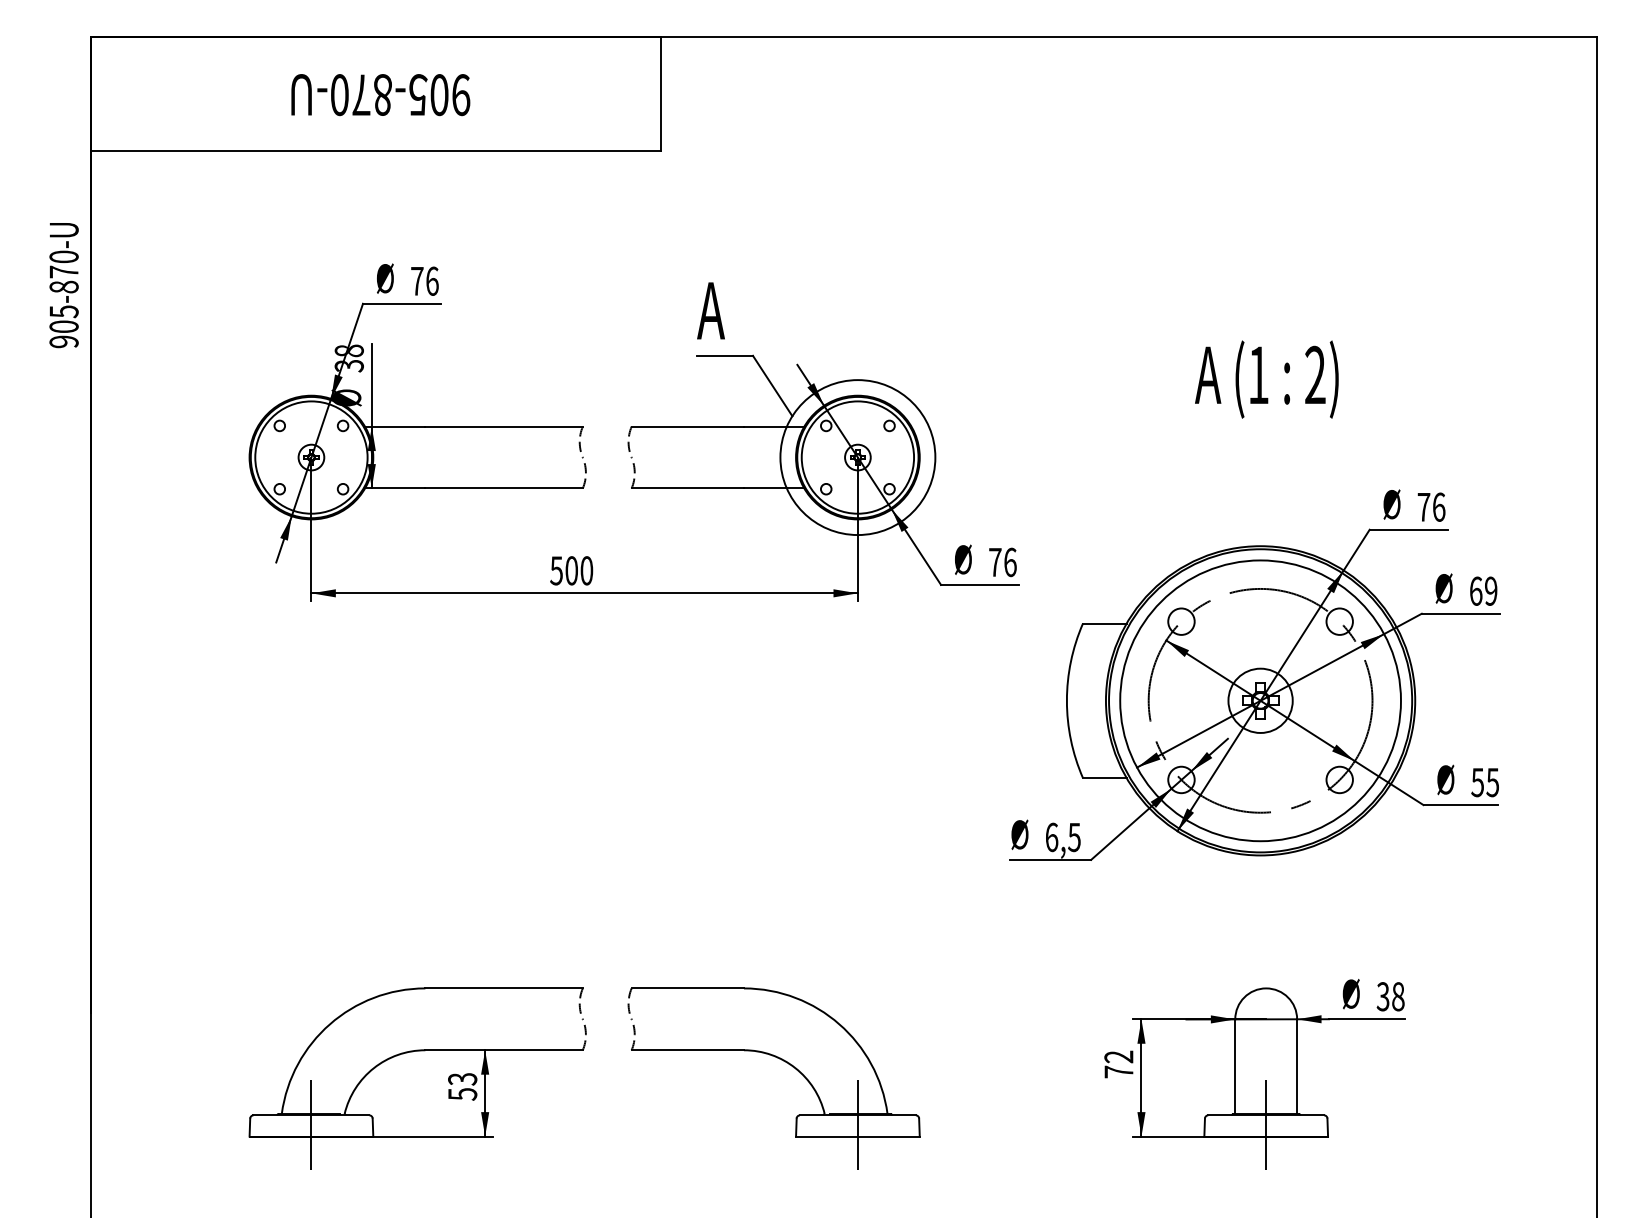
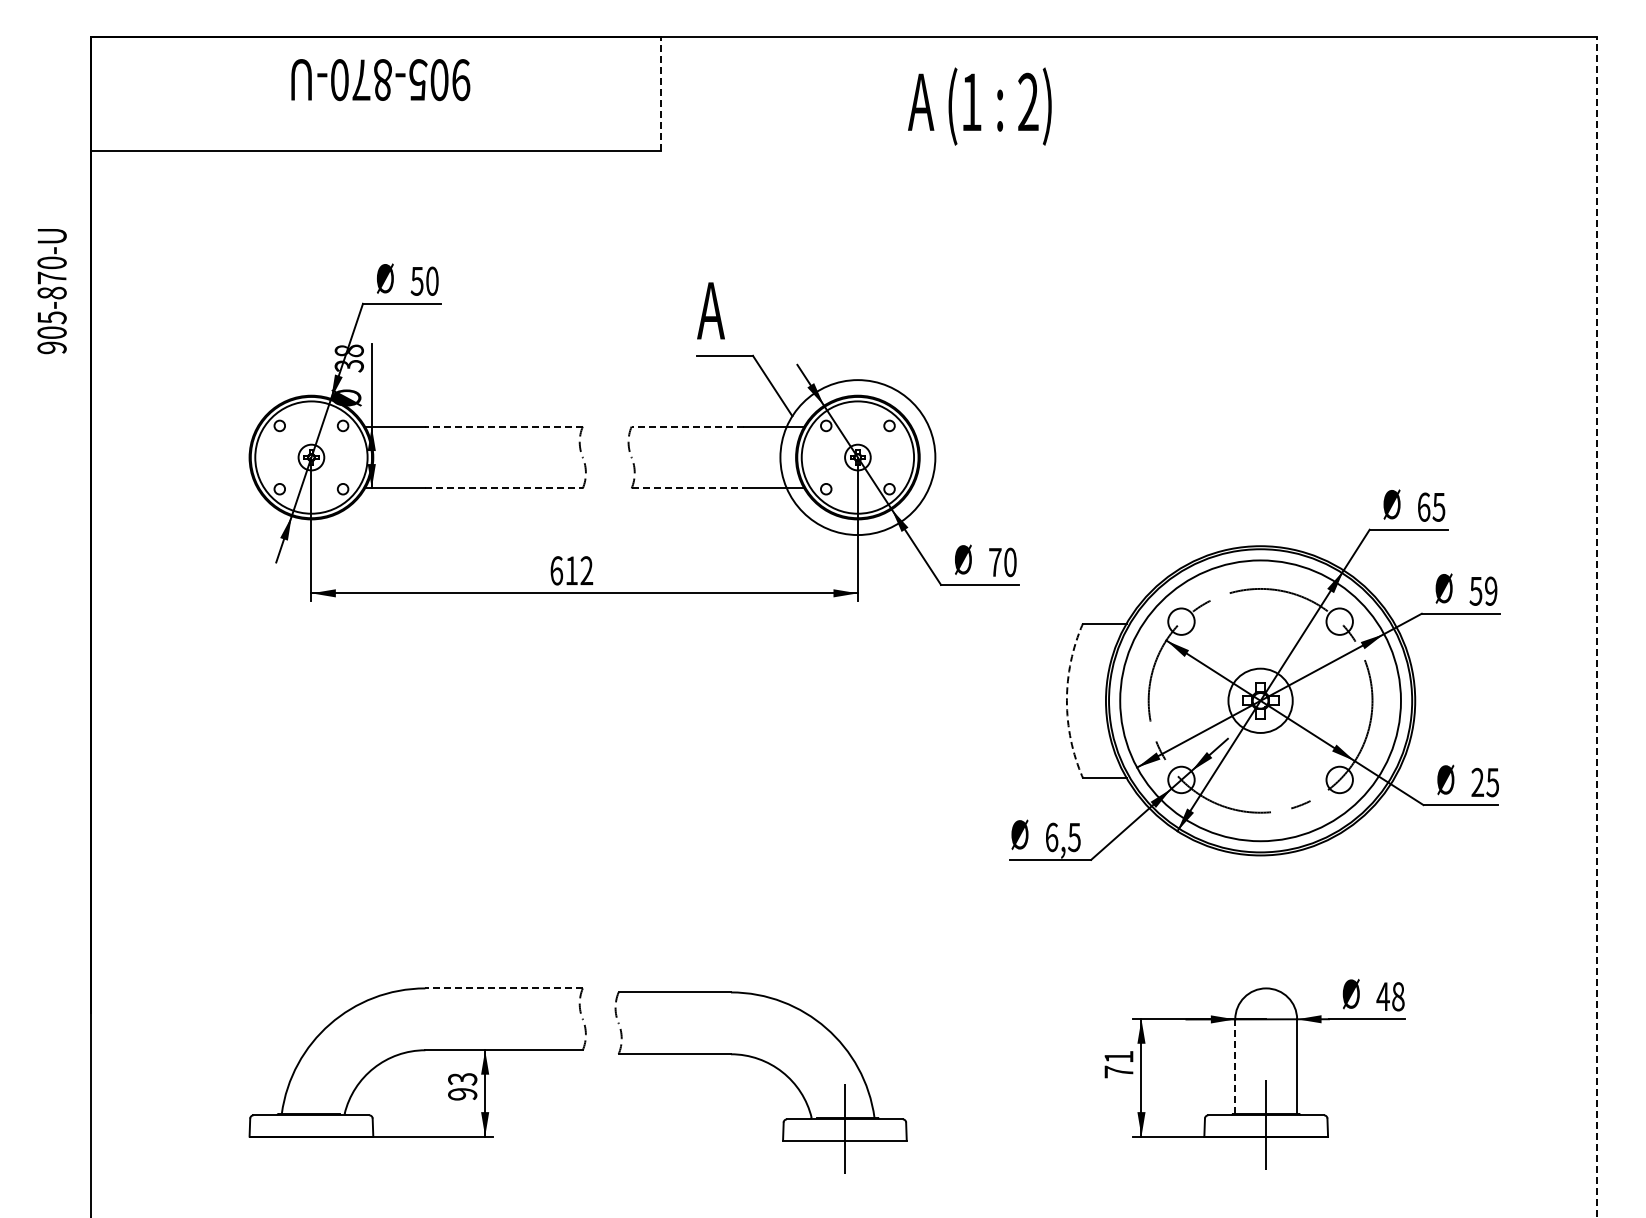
line: solid -> dashed (660, 93)
text position: (380, 95) -> (380, 80) (380, 80)
text: 76 -> 50 (424, 280)
text position: (63, 285) -> (51, 291) (51, 291)
text position: (1266, 379) -> (979, 106) (979, 106)
line: solid -> dashed (504, 426)
line: solid -> dashed (687, 426)
line: solid -> dashed (504, 488)
line: solid -> dashed (688, 488)
text: 76 -> 65 (1431, 506)
text: 76 -> 70 (1010, 561)
text: 500 -> 612 (571, 570)
text: 69 -> 59 (1475, 590)
line: solid -> dashed (1596, 626)
arc: solid -> dashed (1066, 700)
text: 55 -> 25 (1477, 782)
line: solid -> dashed (504, 988)
text: 38 -> 48 (1382, 996)
text: 72 -> 71 (1118, 1056)
part position: (781, 1060) -> (768, 1064) (768, 1064)
line: solid -> dashed (1235, 1067)
text: 53 -> 93 (462, 1094)
line: present -> none (311, 1124)
